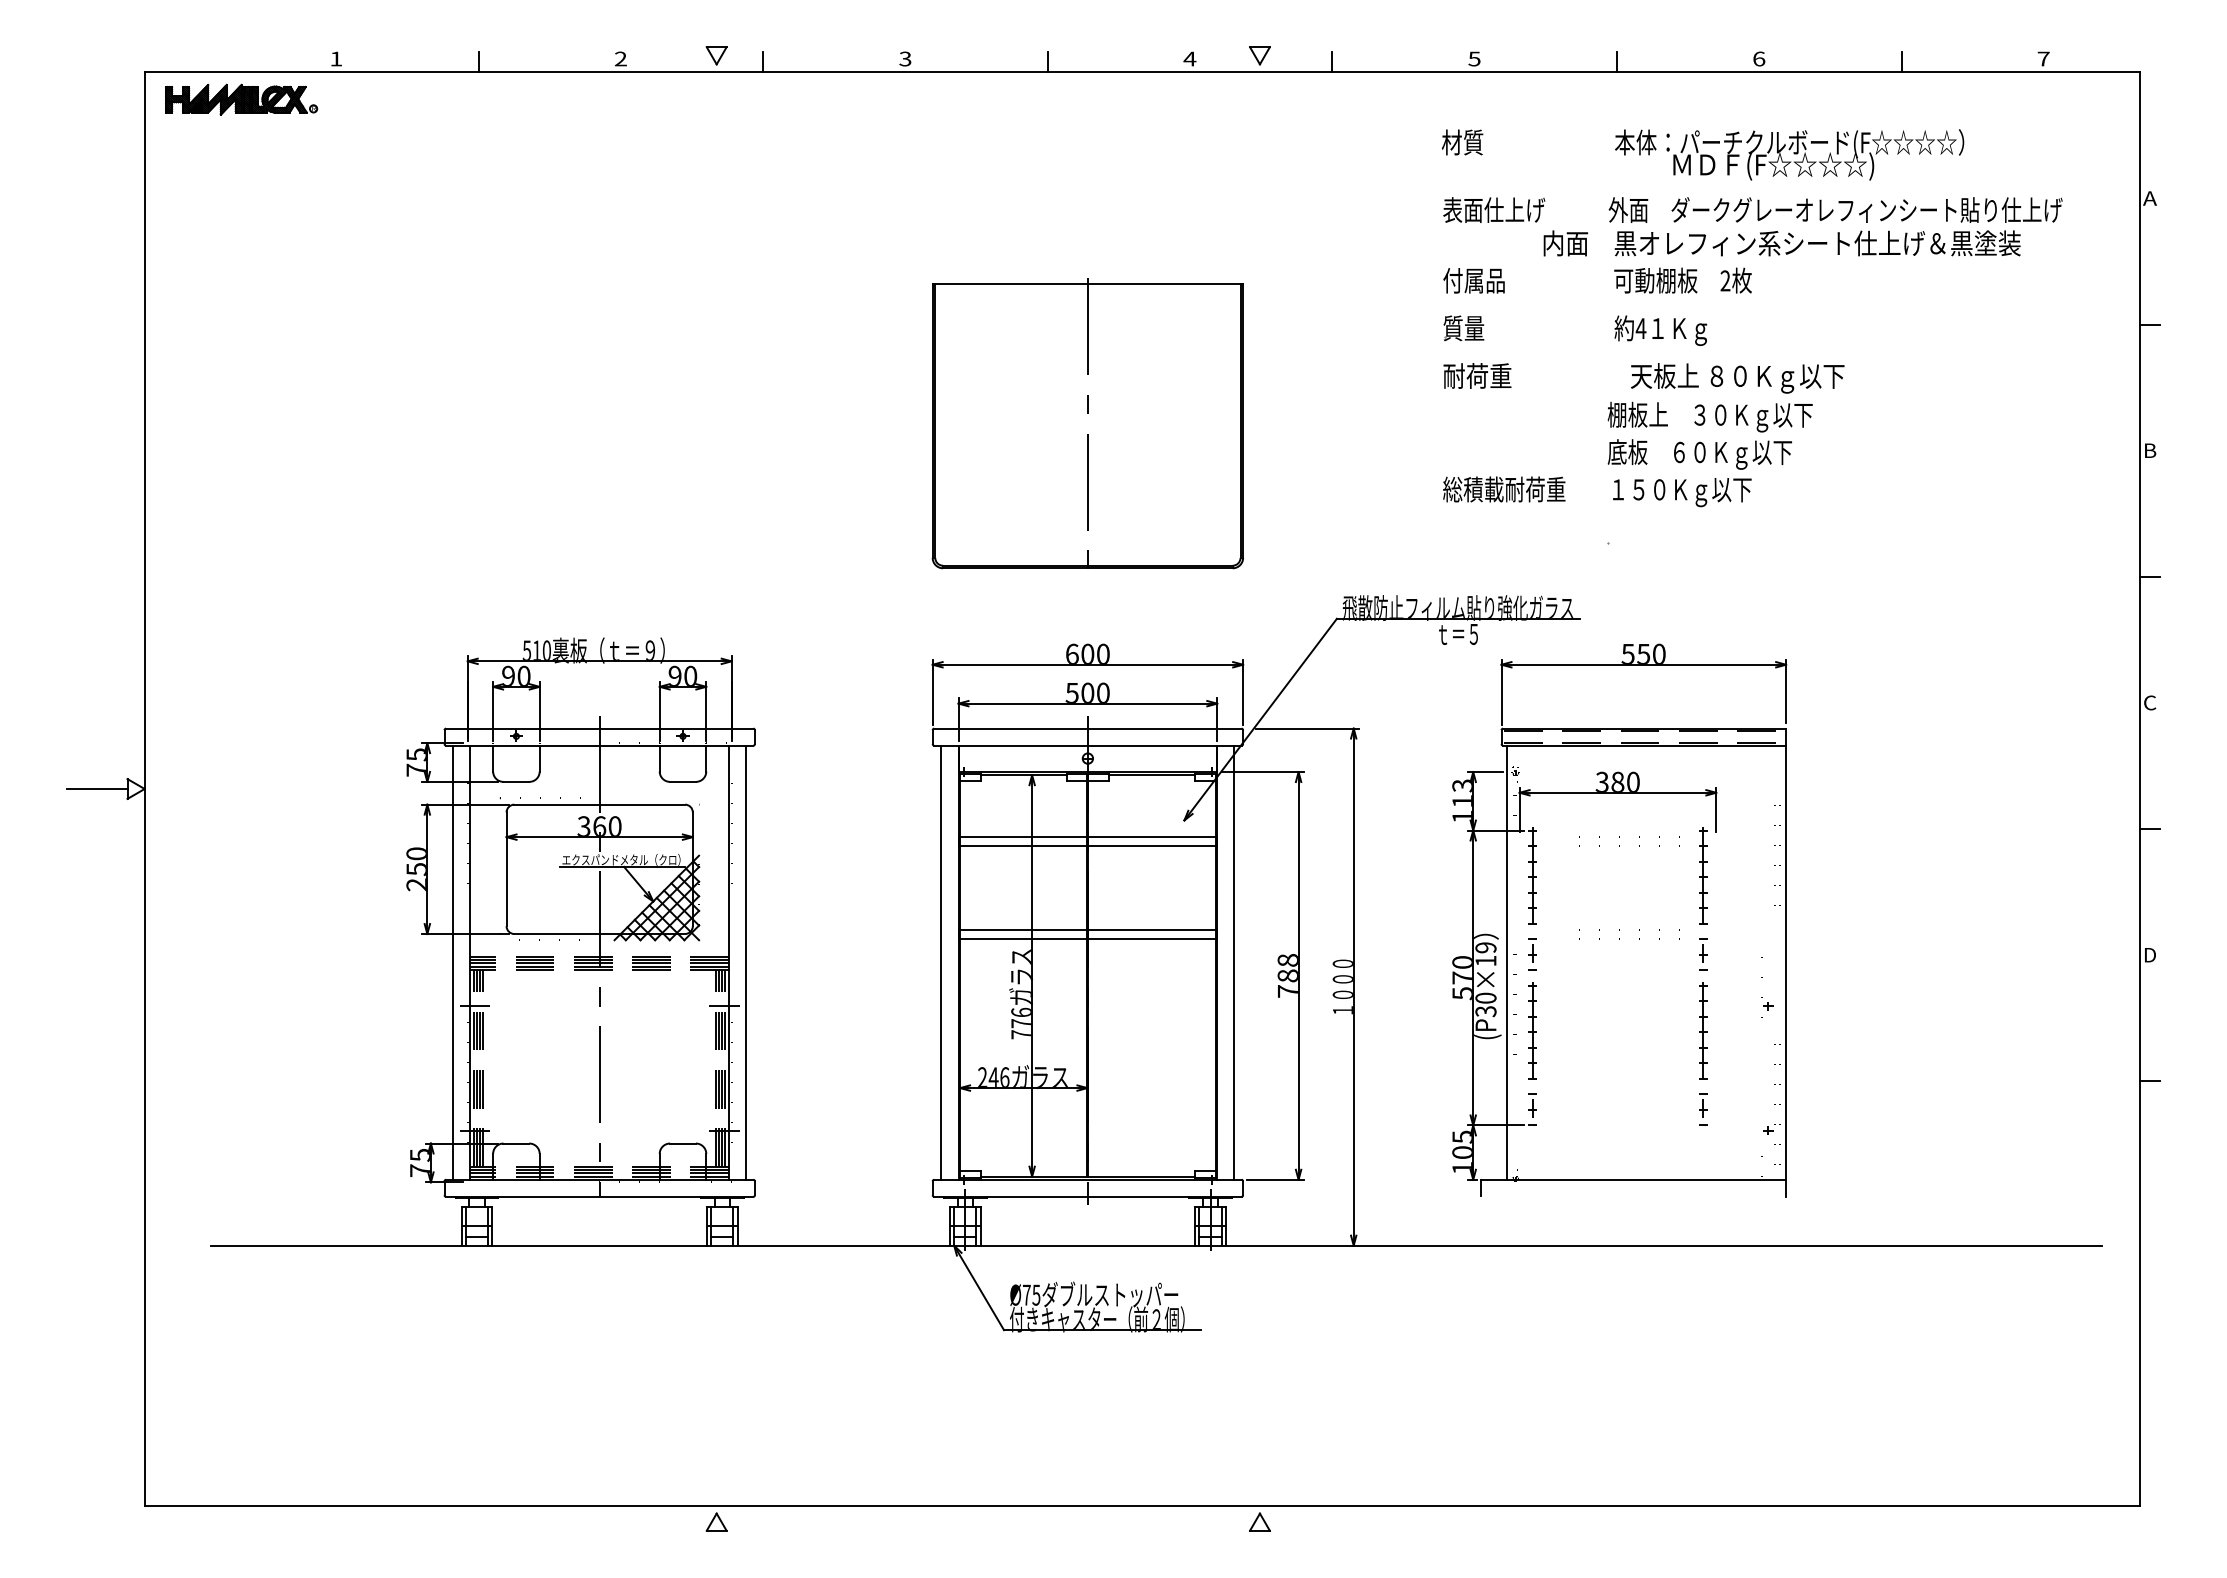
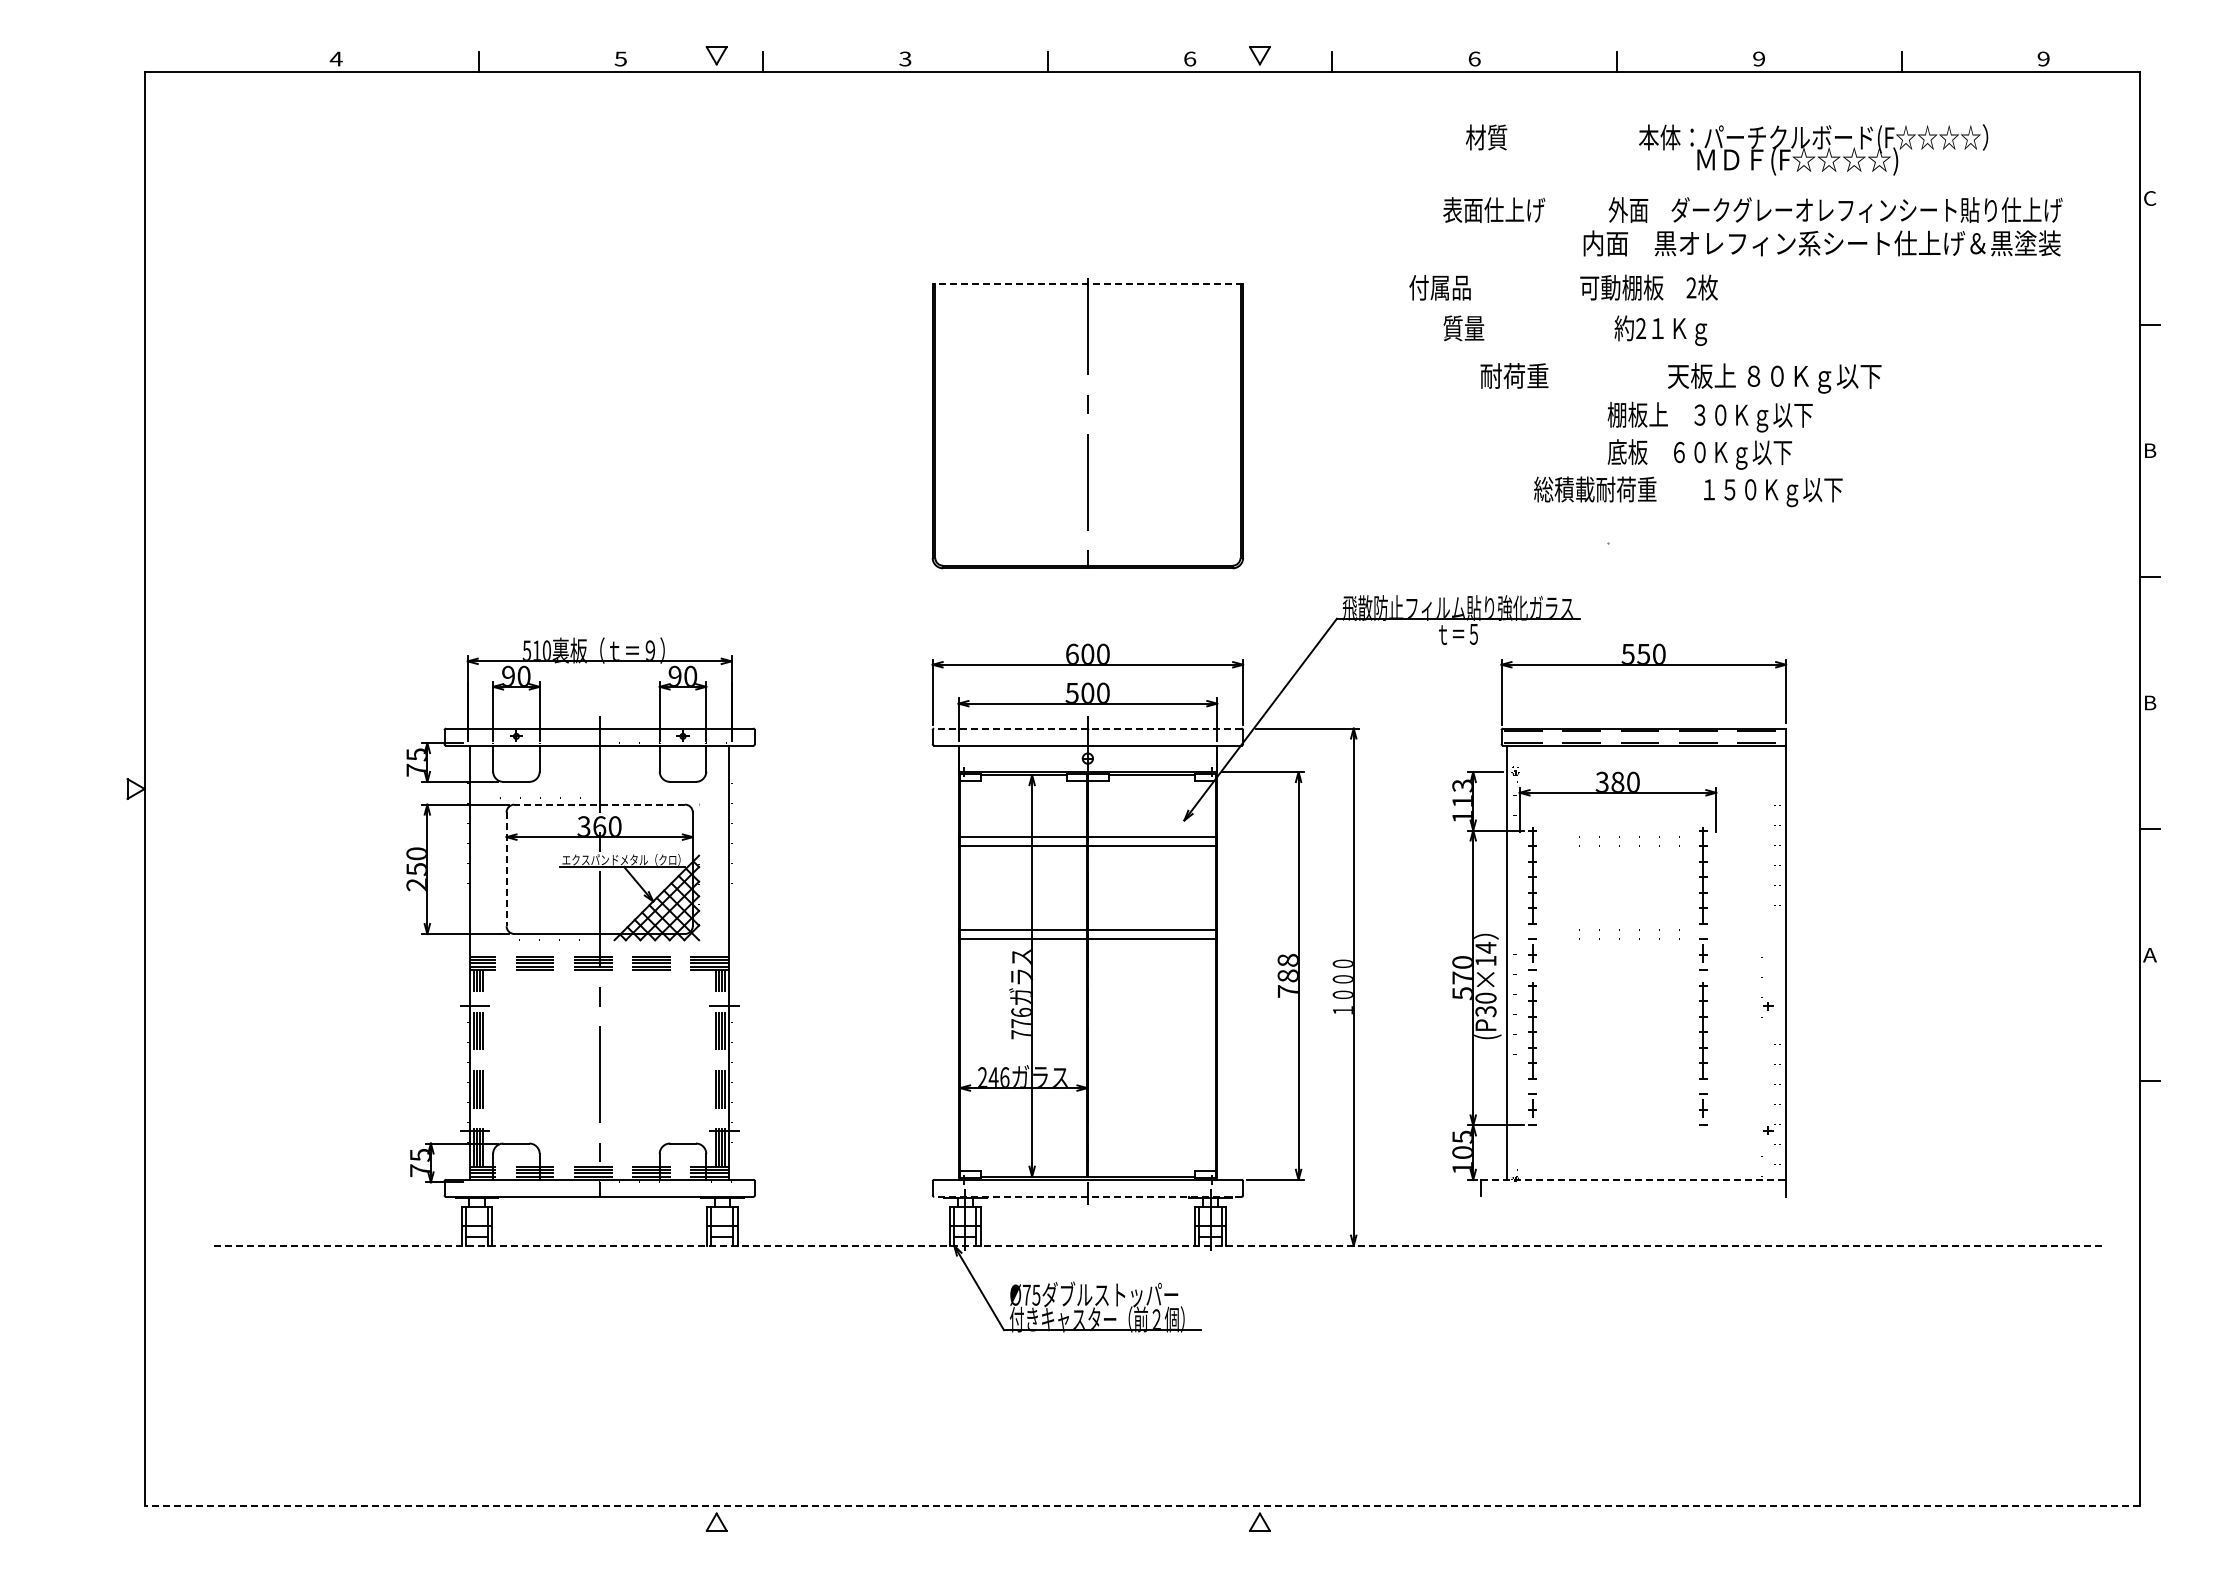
text: 1 -> 4 (335, 58)
text: 2 -> 5 (620, 58)
text: 4 -> 6 (1189, 58)
text: 5 -> 6 (1474, 58)
text: 6 -> 9 (1759, 58)
text: 7 -> 9 (2043, 58)
part: present -> none (241, 99)
text position: (1703, 154) -> (1727, 149) (1727, 149)
text: A -> C (2149, 198)
text position: (1781, 243) -> (1821, 243) (1821, 243)
text position: (1597, 280) -> (1563, 287) (1563, 287)
line: solid -> dashed (1087, 283)
text: 4 -> 2 (1640, 328)
text position: (1643, 378) -> (1680, 378) (1680, 378)
text position: (1597, 491) -> (1688, 491) (1688, 491)
text: C -> B (2150, 702)
line: solid -> dashed (1087, 728)
line: present -> none (96, 789)
line: solid -> dashed (599, 804)
line: solid -> dashed (506, 869)
text: (P30×19 -> (P30×14 (1485, 947)
text: D -> A (2149, 955)
line: present -> none (453, 962)
line: present -> none (746, 962)
line: present -> none (941, 962)
line: present -> none (1234, 962)
line: solid -> dashed (1634, 1179)
line: solid -> dashed (1087, 1196)
line: solid -> dashed (1156, 1245)
line: solid -> dashed (1141, 1505)
